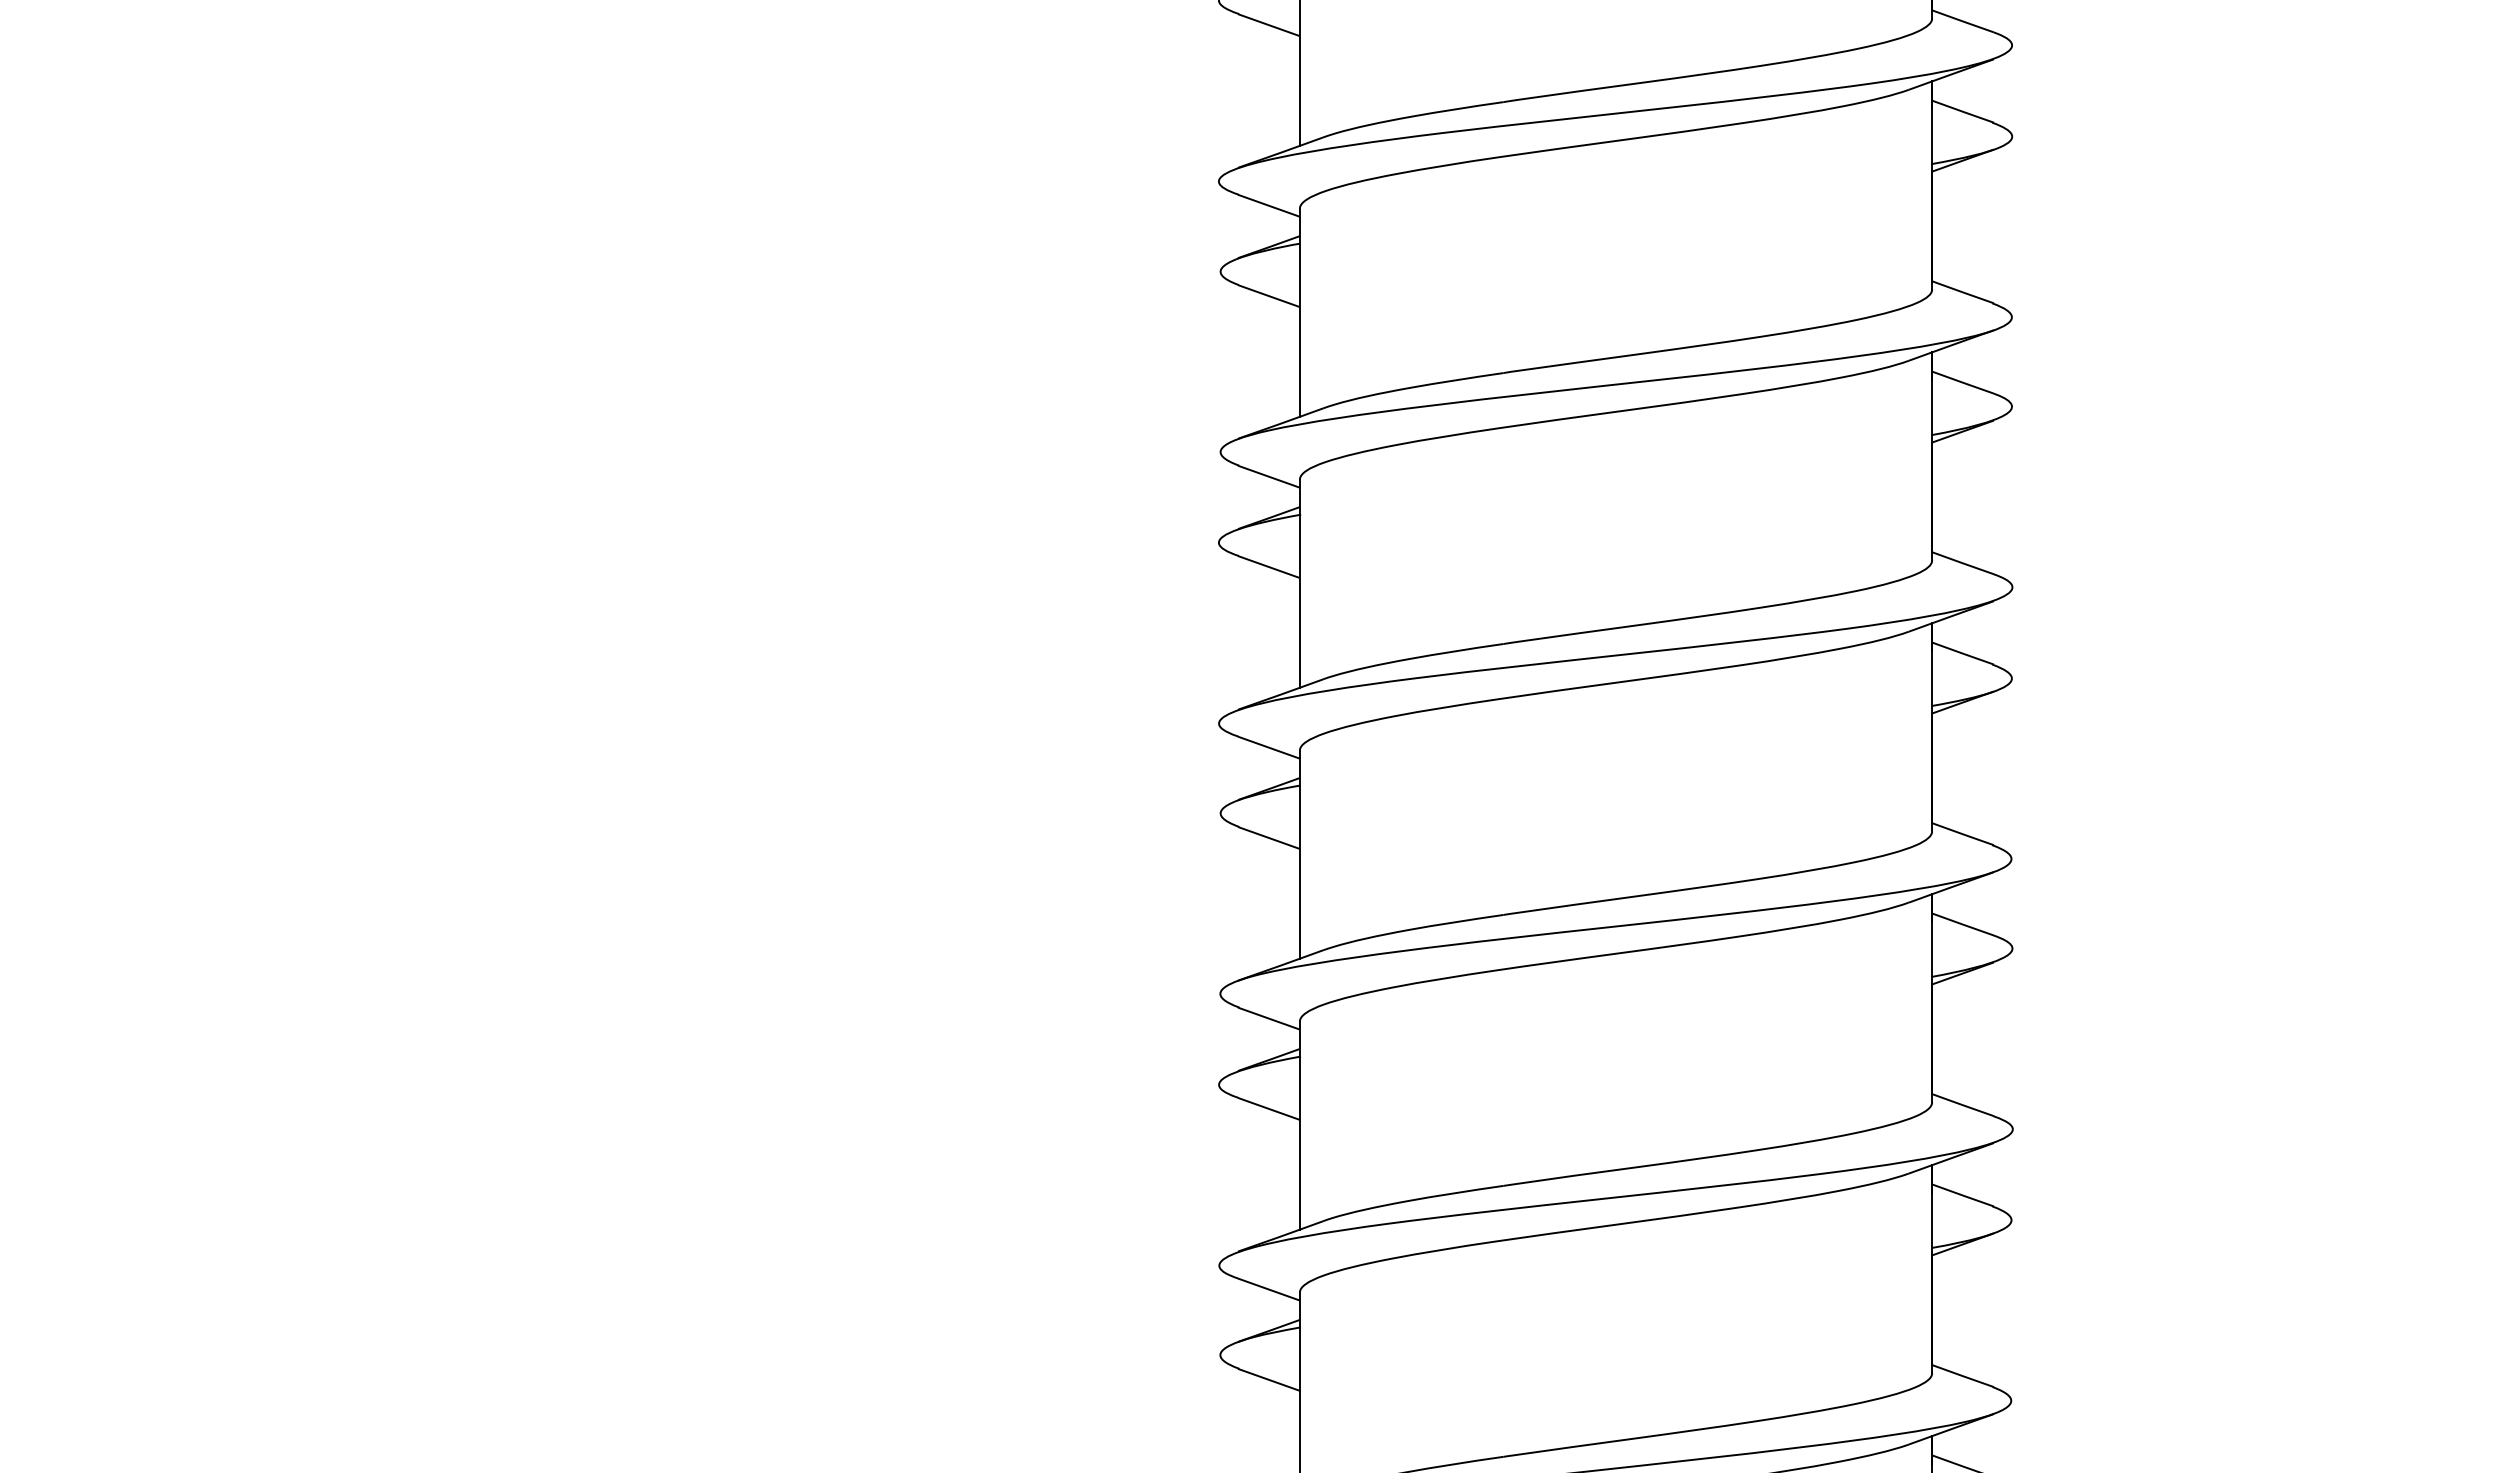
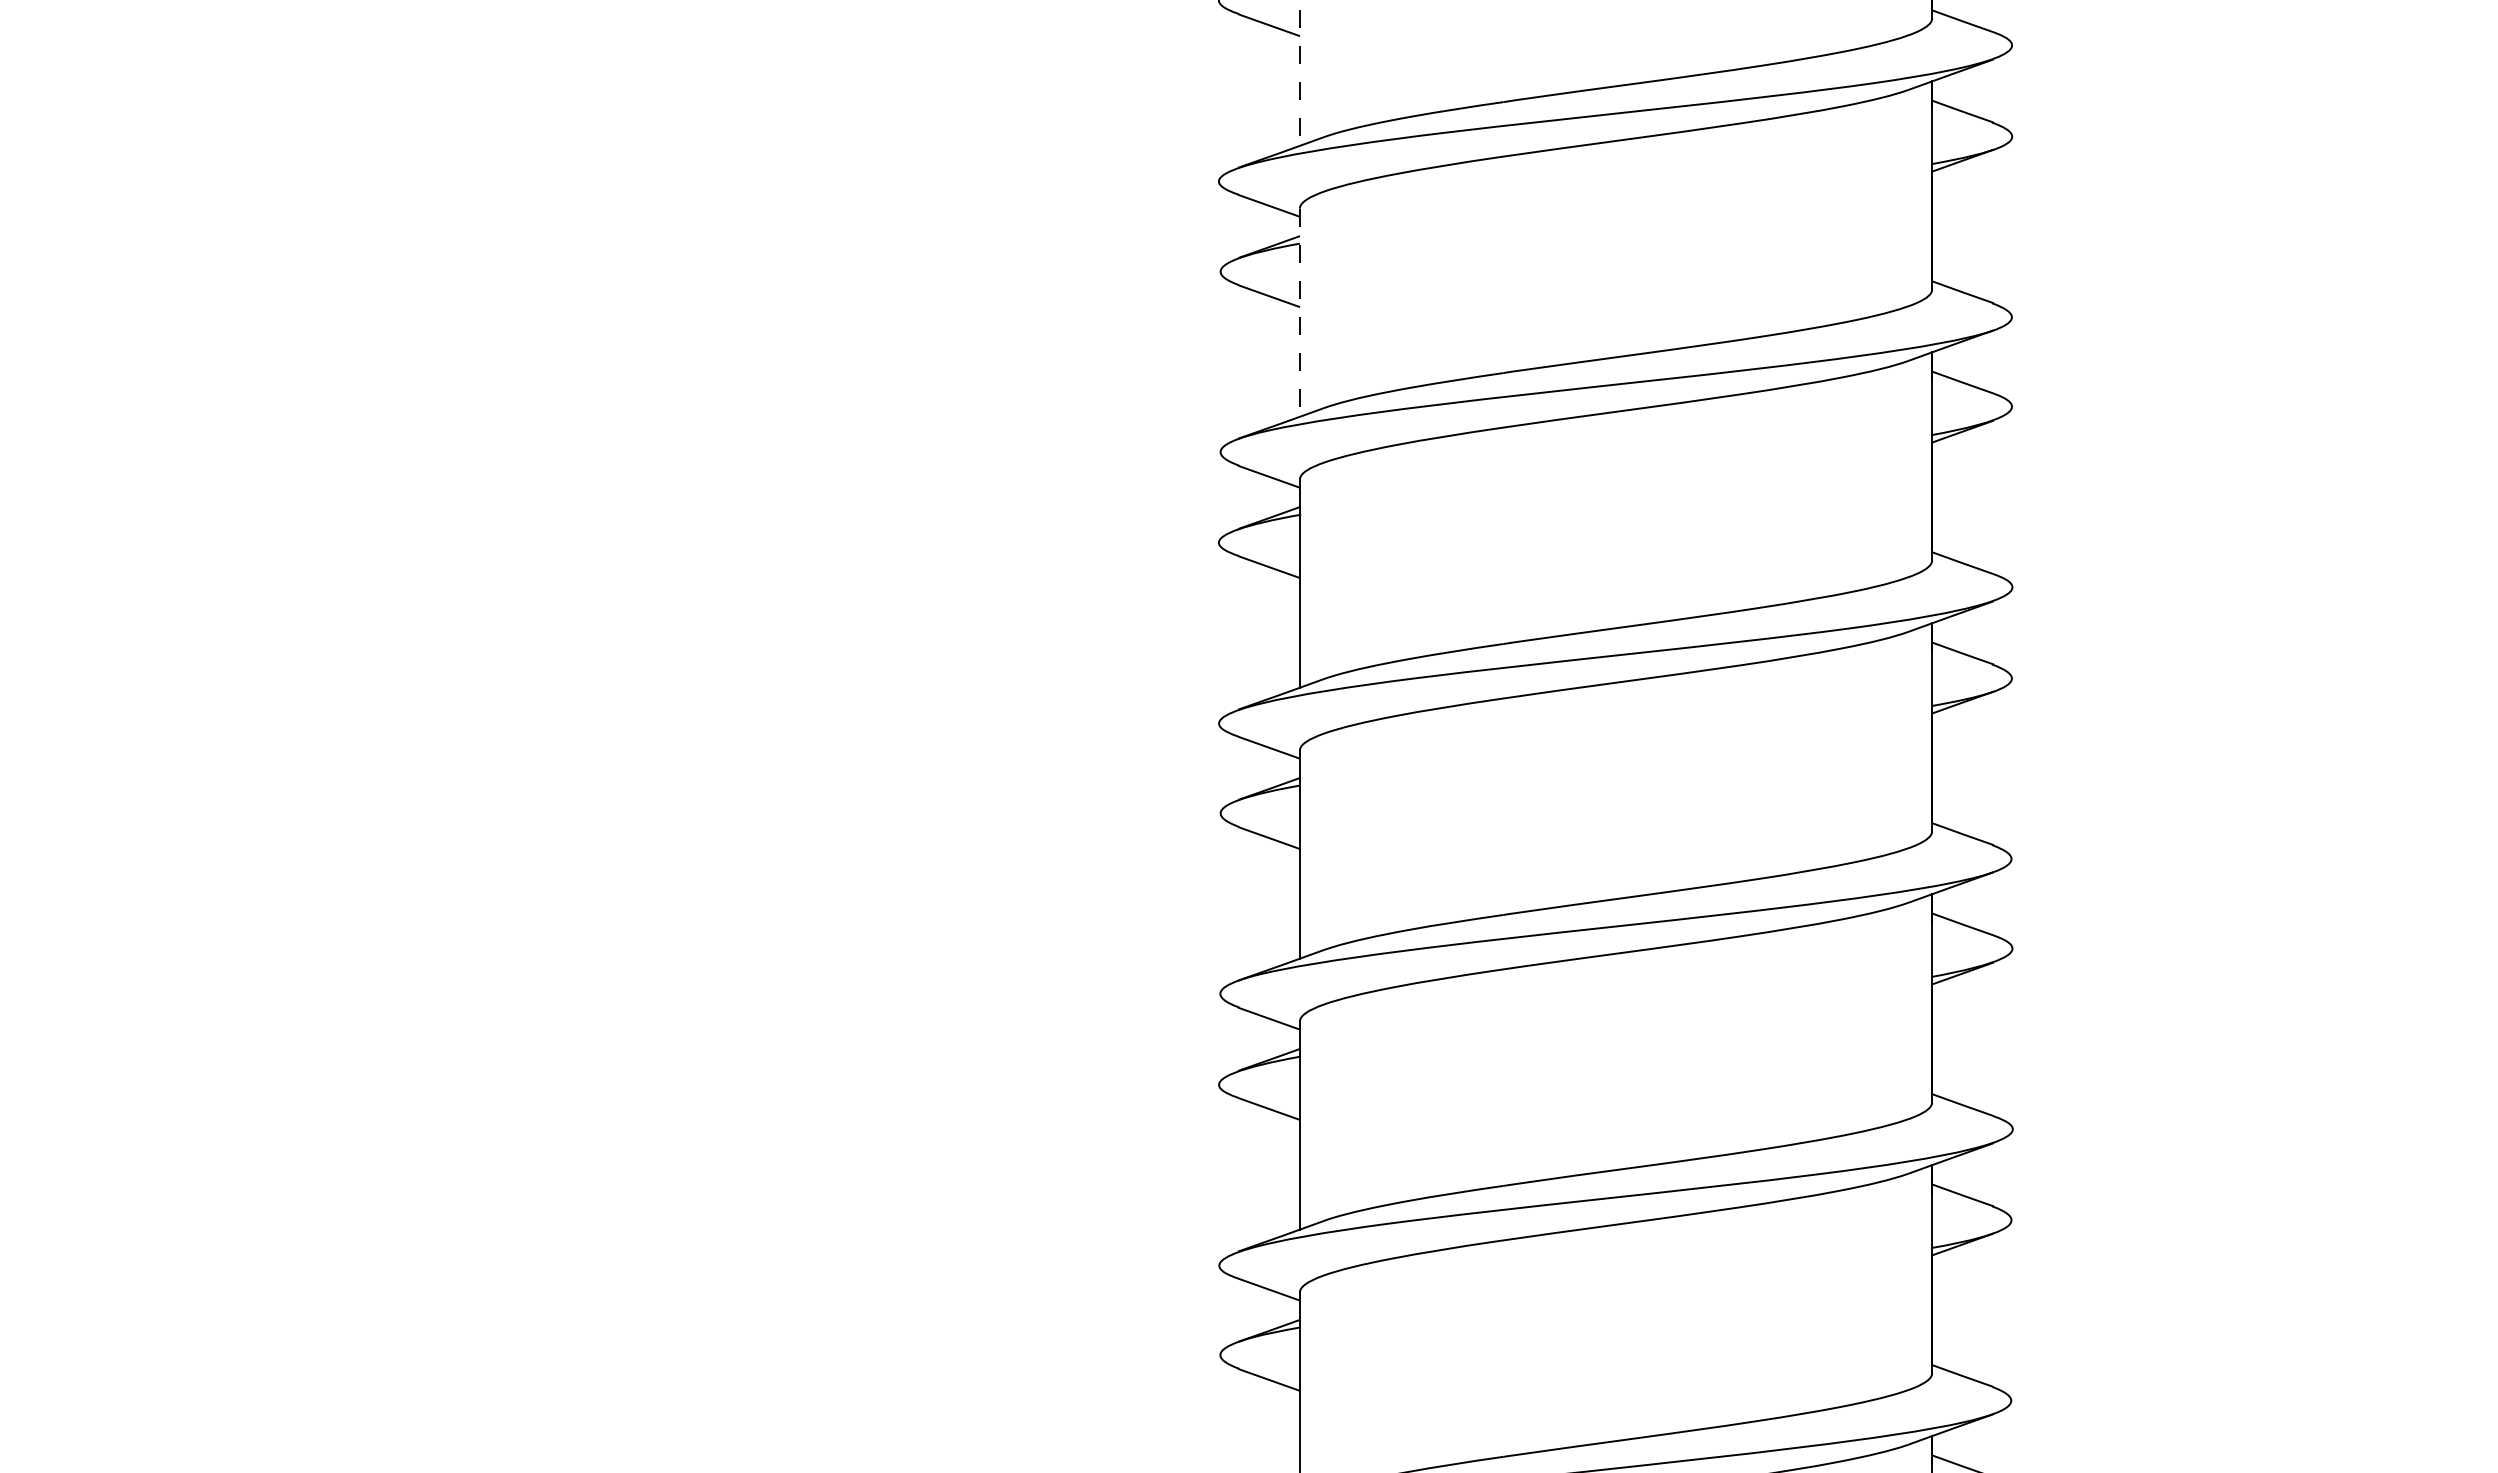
line: solid -> dashed (1299, 73)
line: solid -> dashed (1299, 313)
